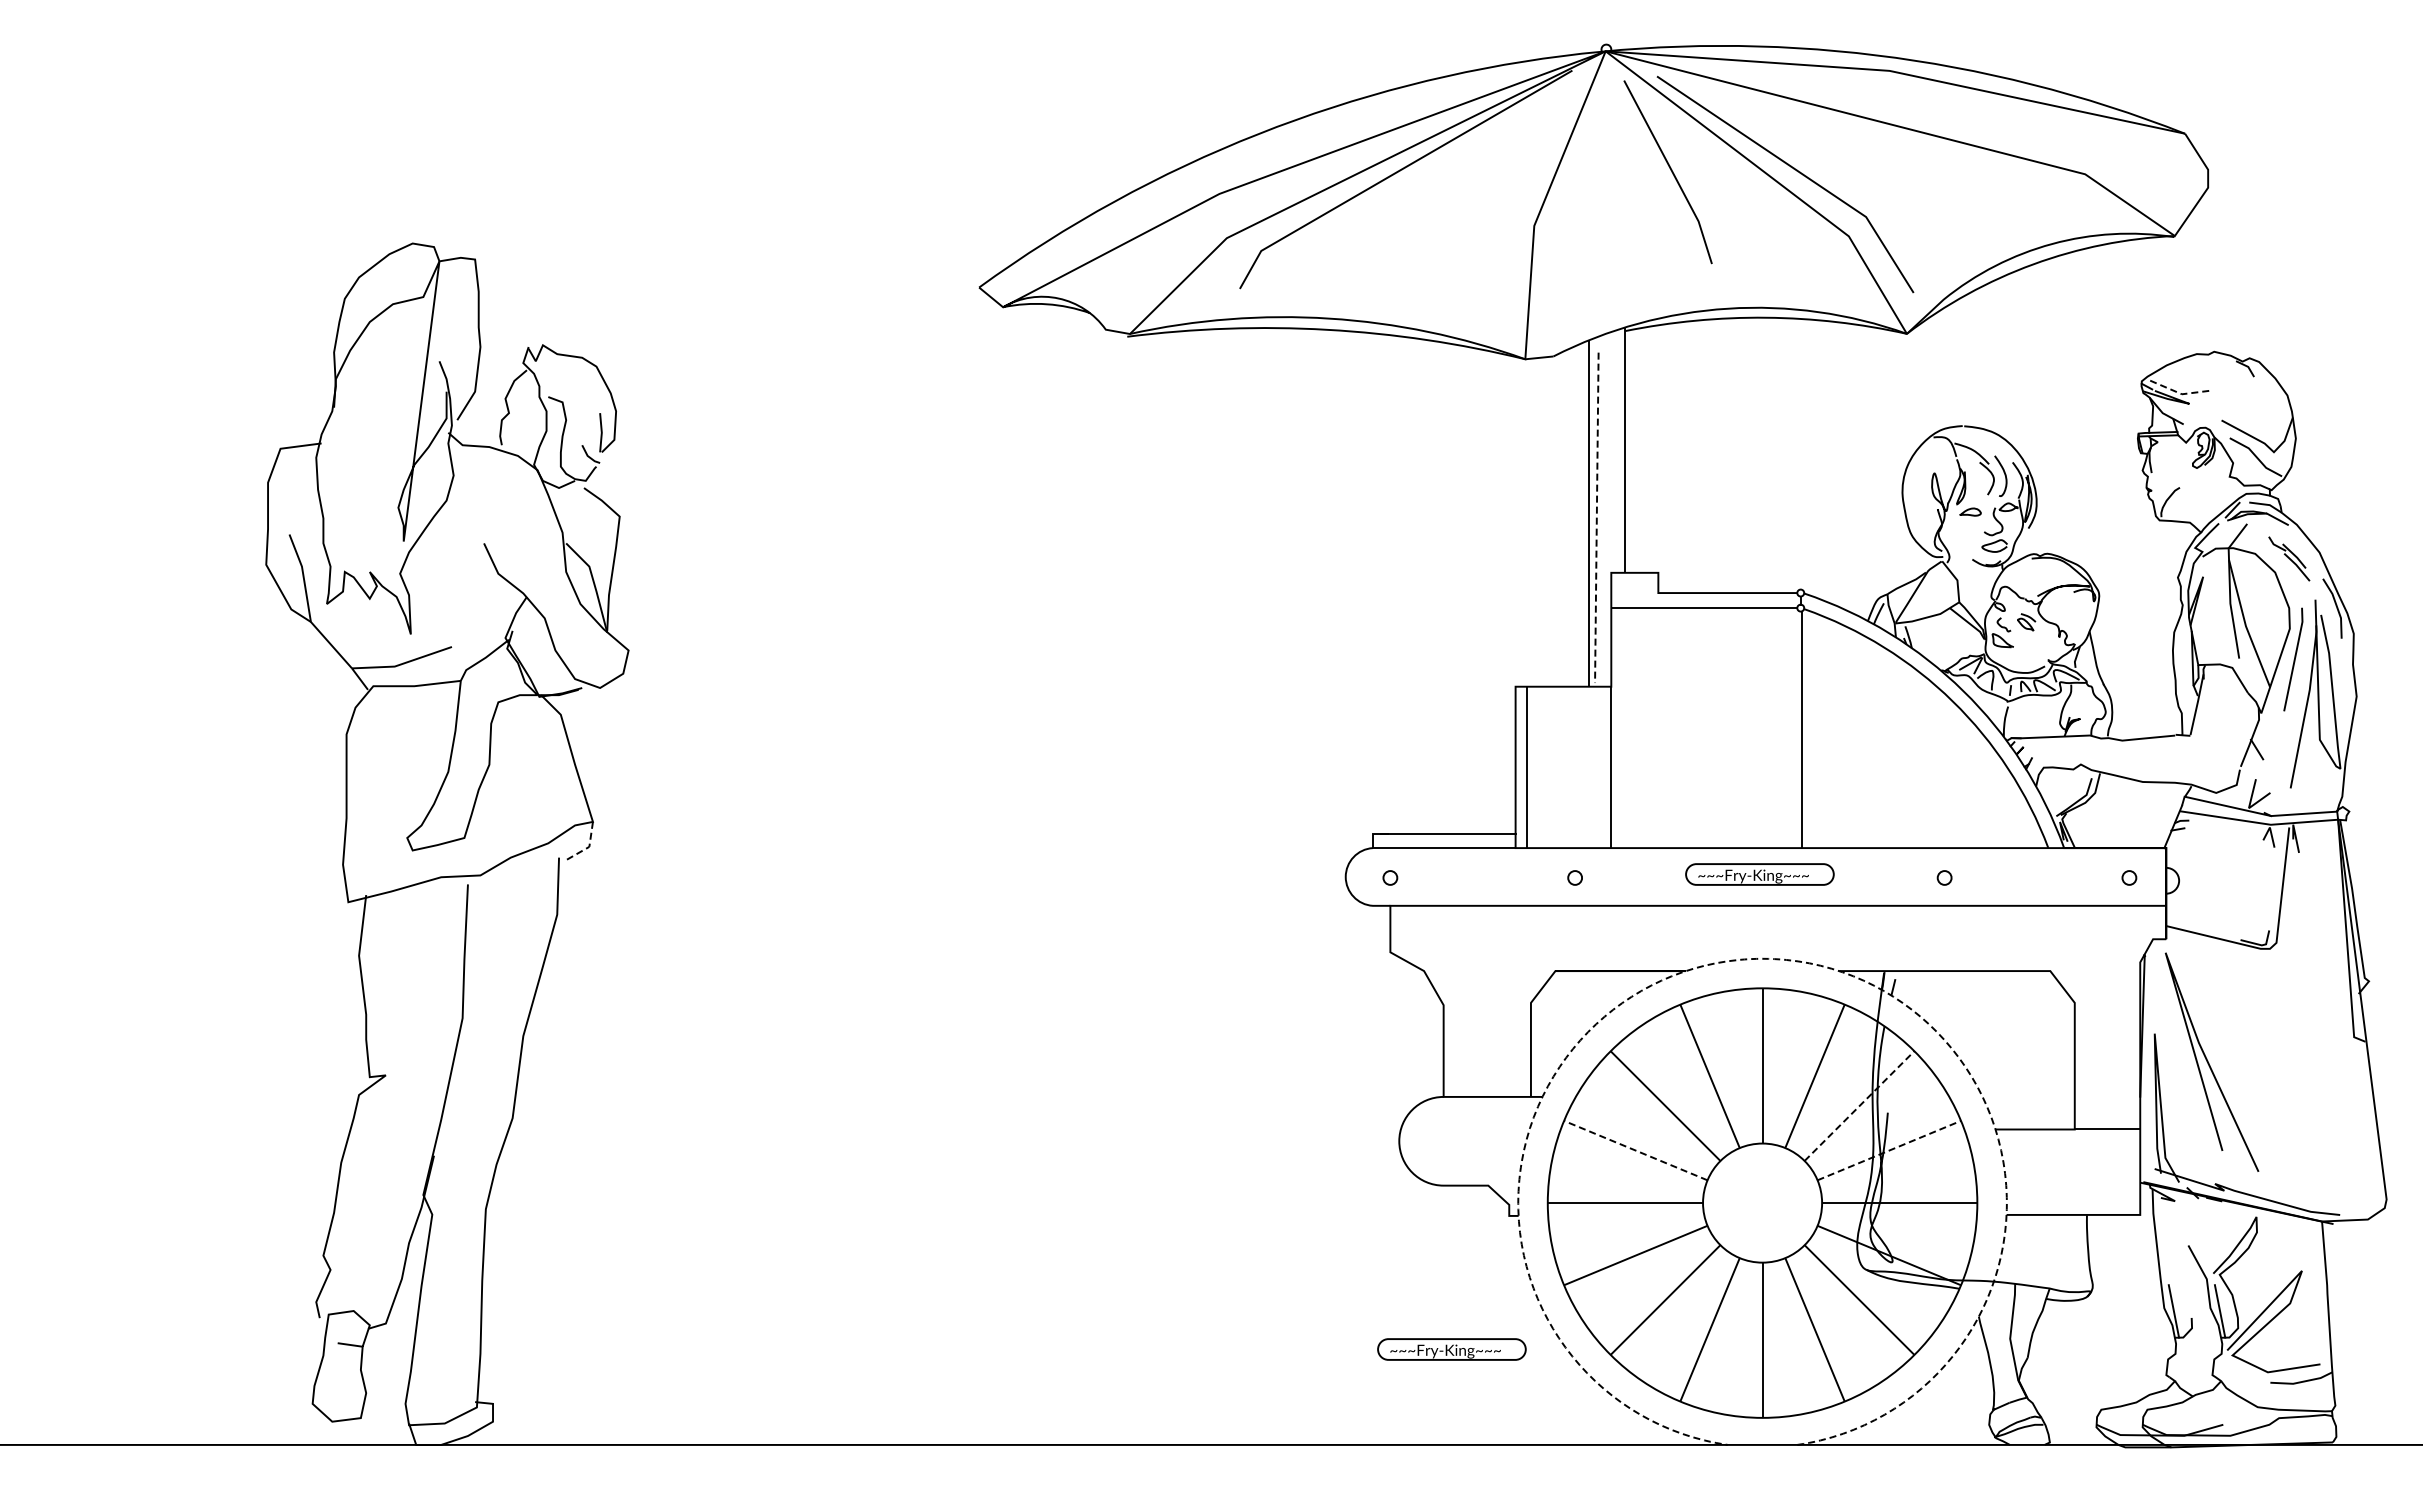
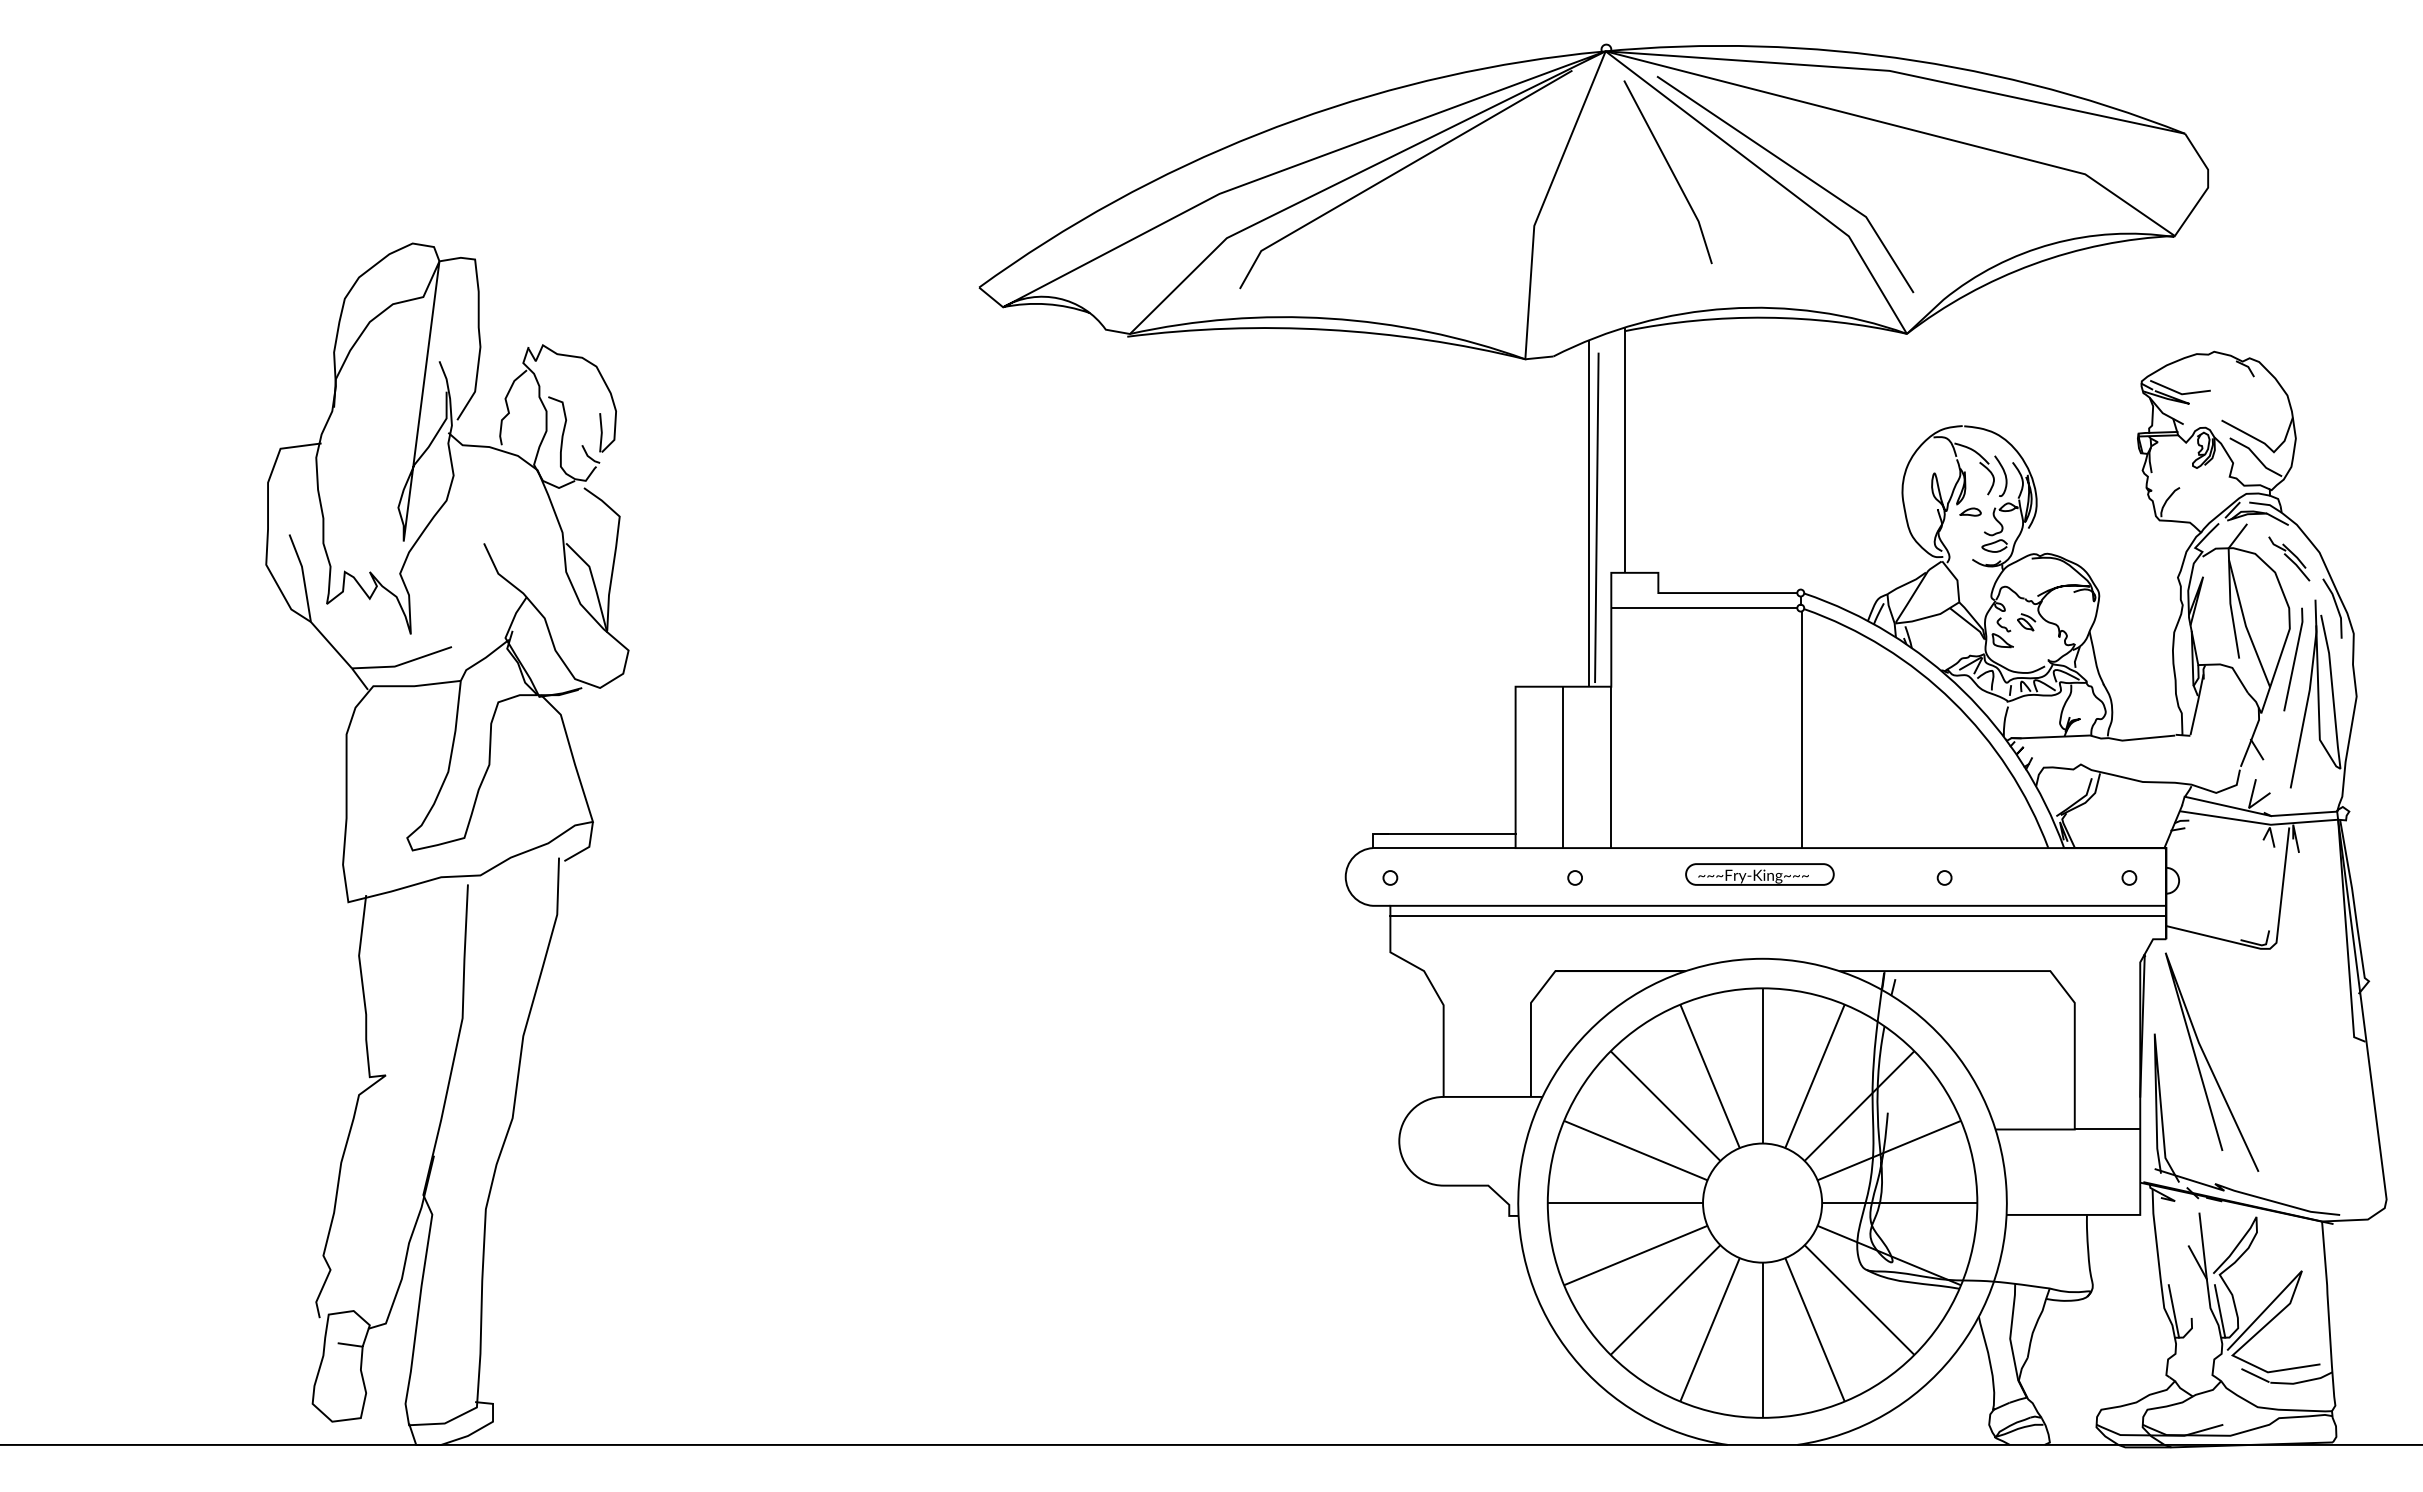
line: dashed -> solid (2180, 393)
line: dashed -> solid (1596, 518)
line position: (1527, 767) -> (1563, 767) (1563, 767)
line: dashed -> solid (588, 847)
line: none -> present (1777, 915)
arc: dashed -> solid (1762, 958)
line: dashed -> solid (1859, 1106)
line: dashed -> solid (1635, 1150)
line: dashed -> solid (1889, 1150)
line: none -> present (2202, 1246)
part: present -> none (1451, 1349)
line: none -> present (2255, 1375)
